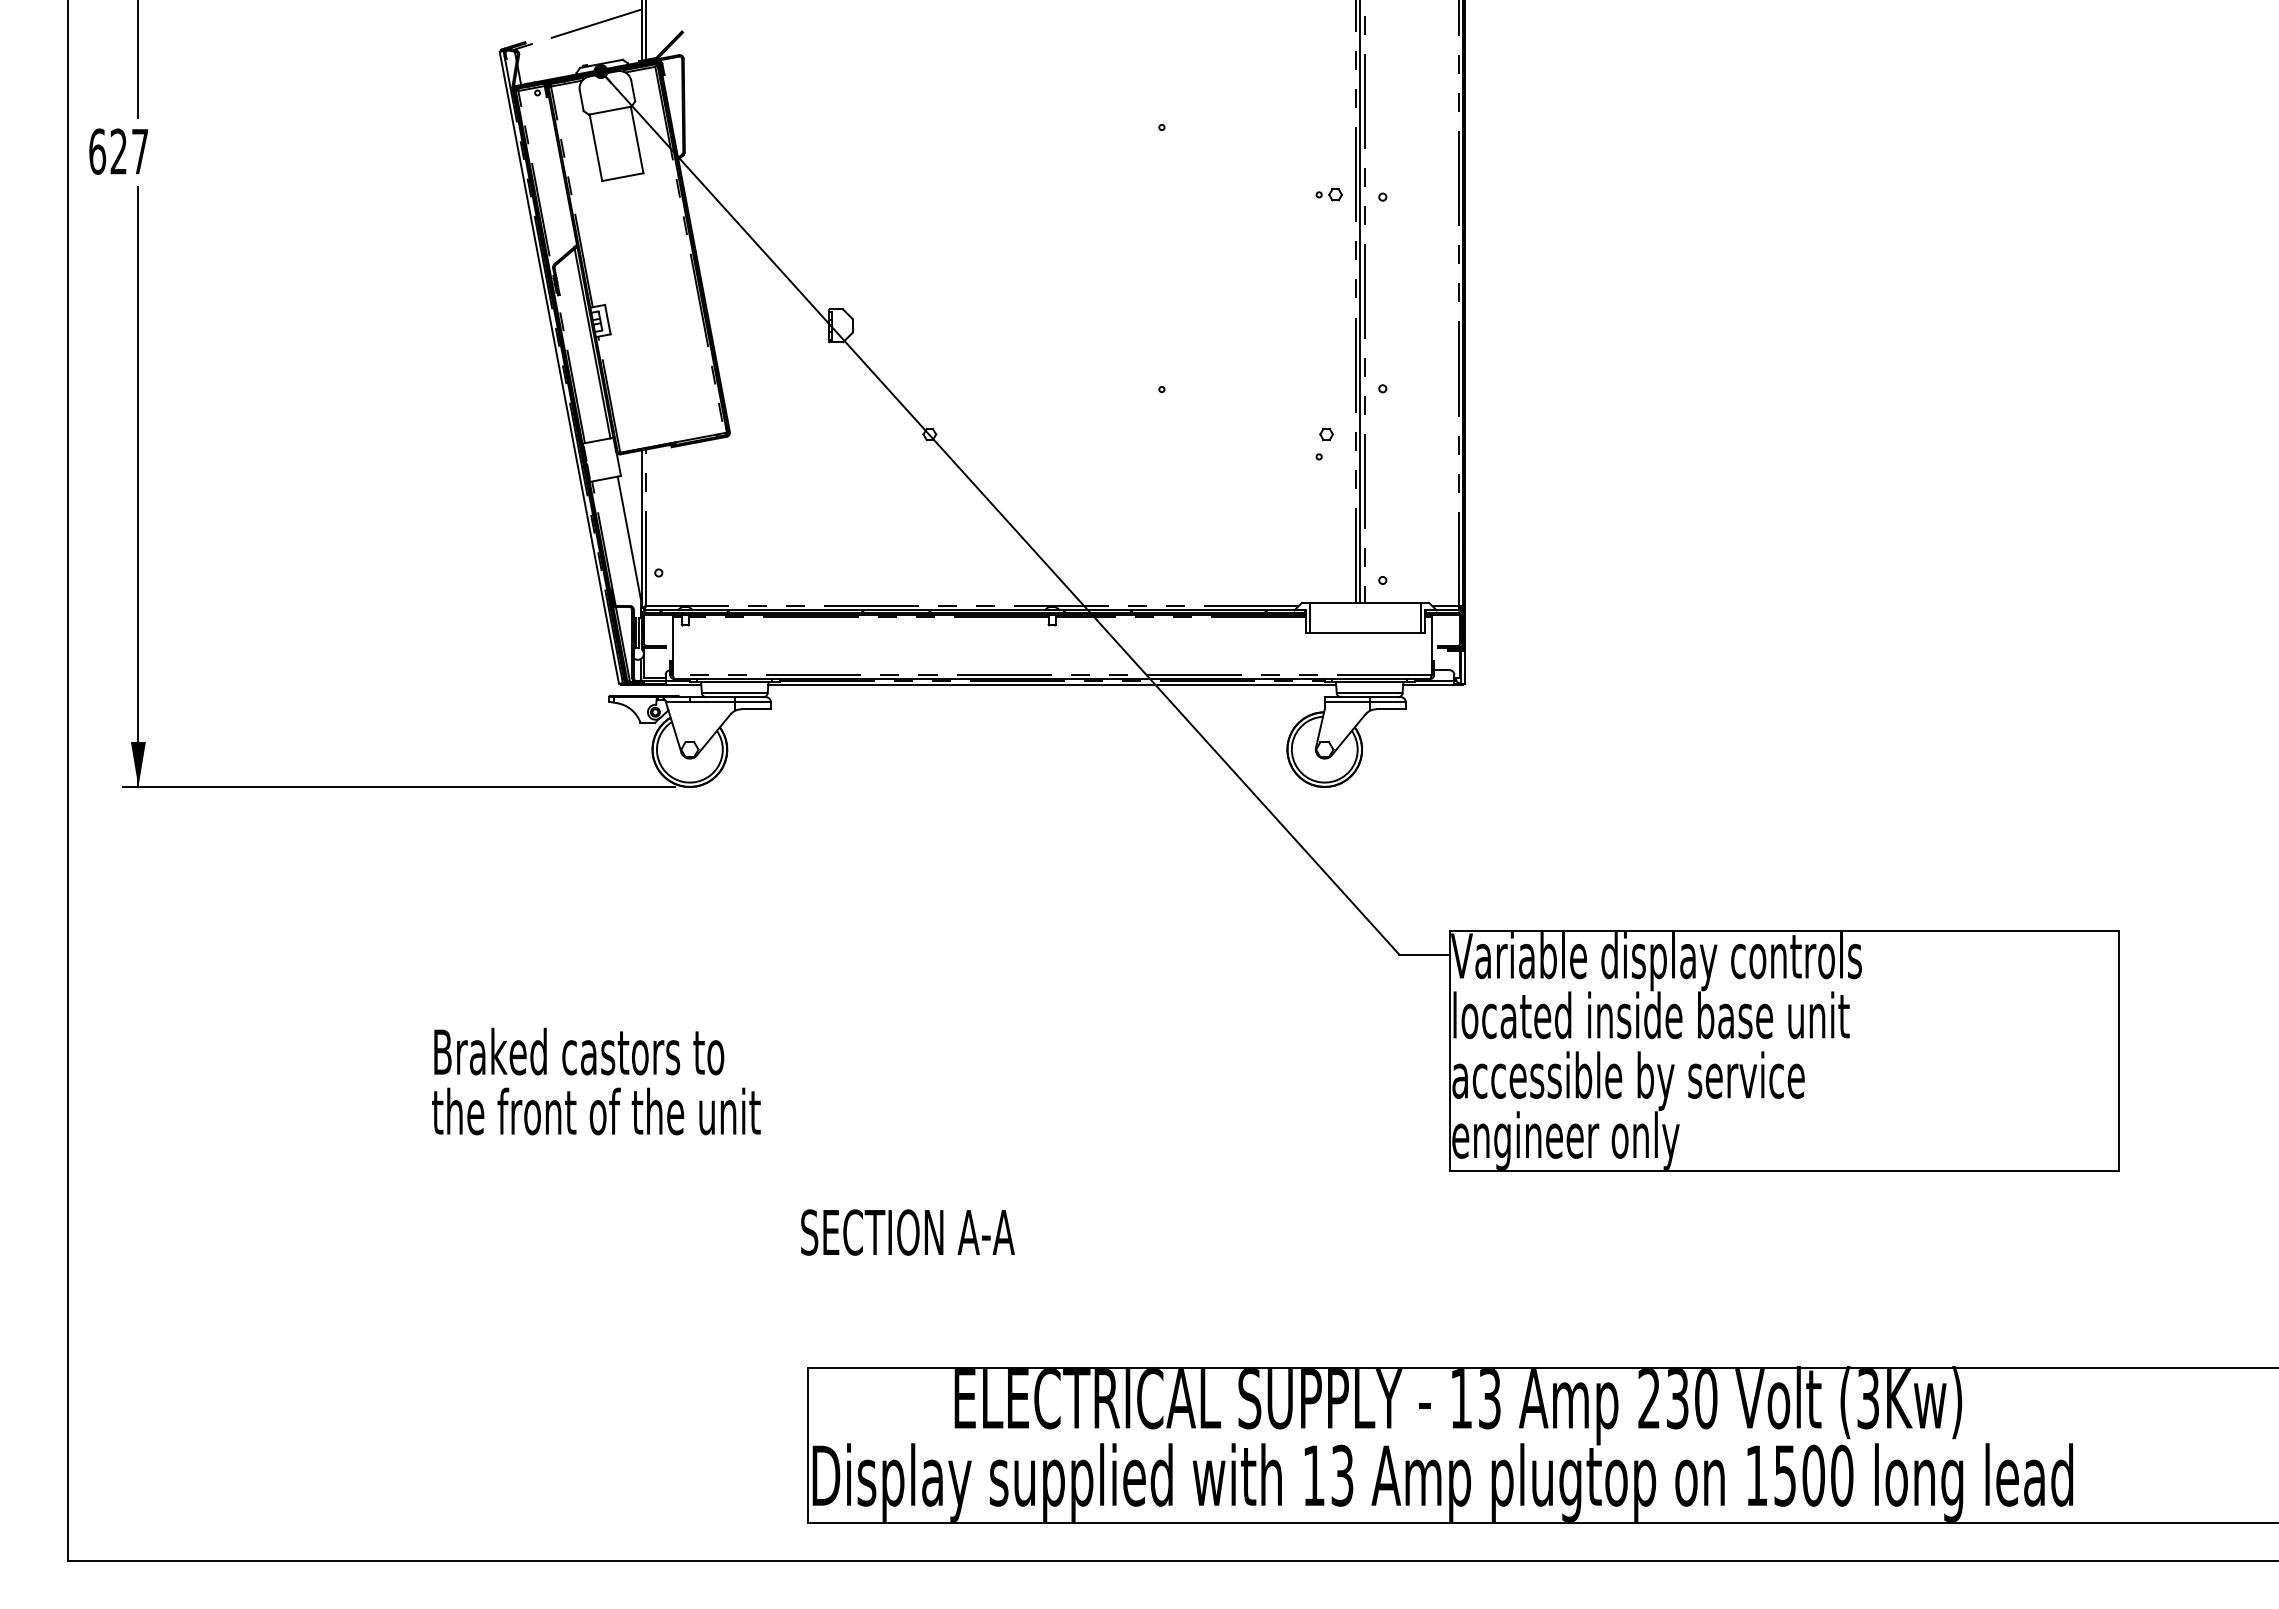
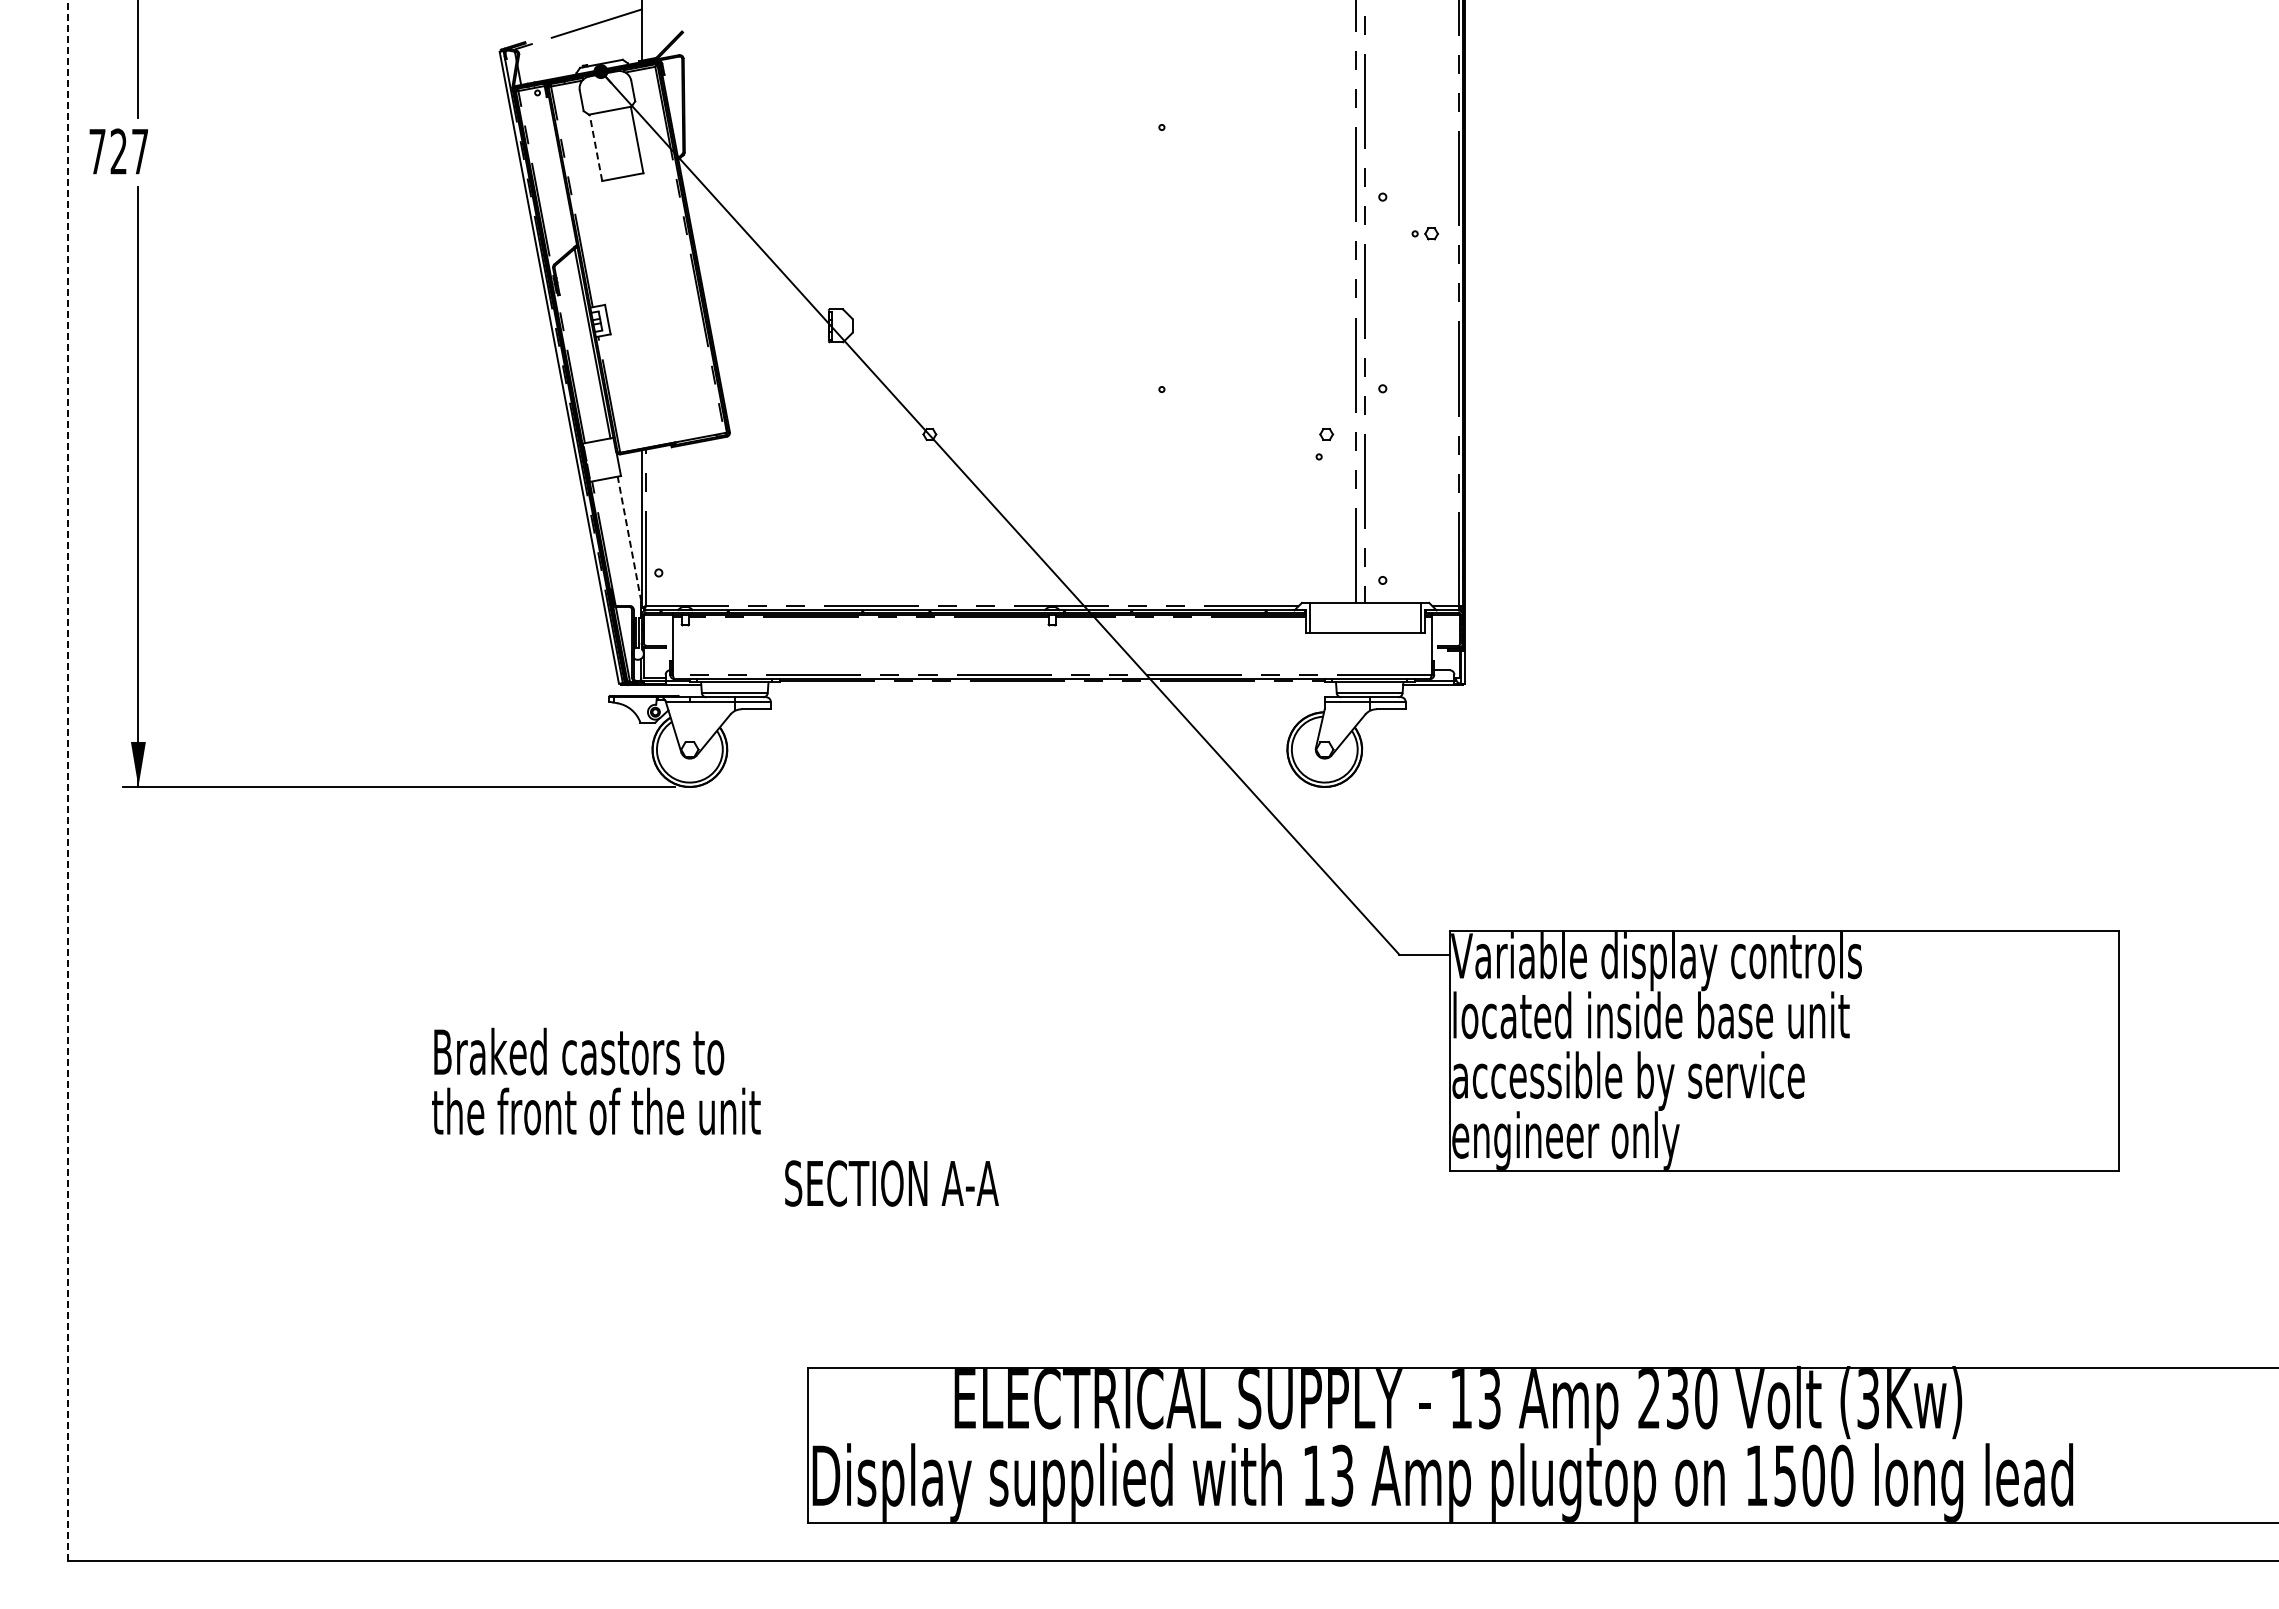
line: present -> none (646, 30)
line: solid -> dashed (595, 147)
text: 627 -> 727 (97, 151)
part position: (1328, 194) -> (1424, 233) (1424, 233)
line: present -> none (1360, 302)
line: solid -> dashed (629, 539)
line: present -> none (1052, 685)
line: solid -> dashed (68, 780)
text position: (907, 1232) -> (891, 1183) (891, 1183)
